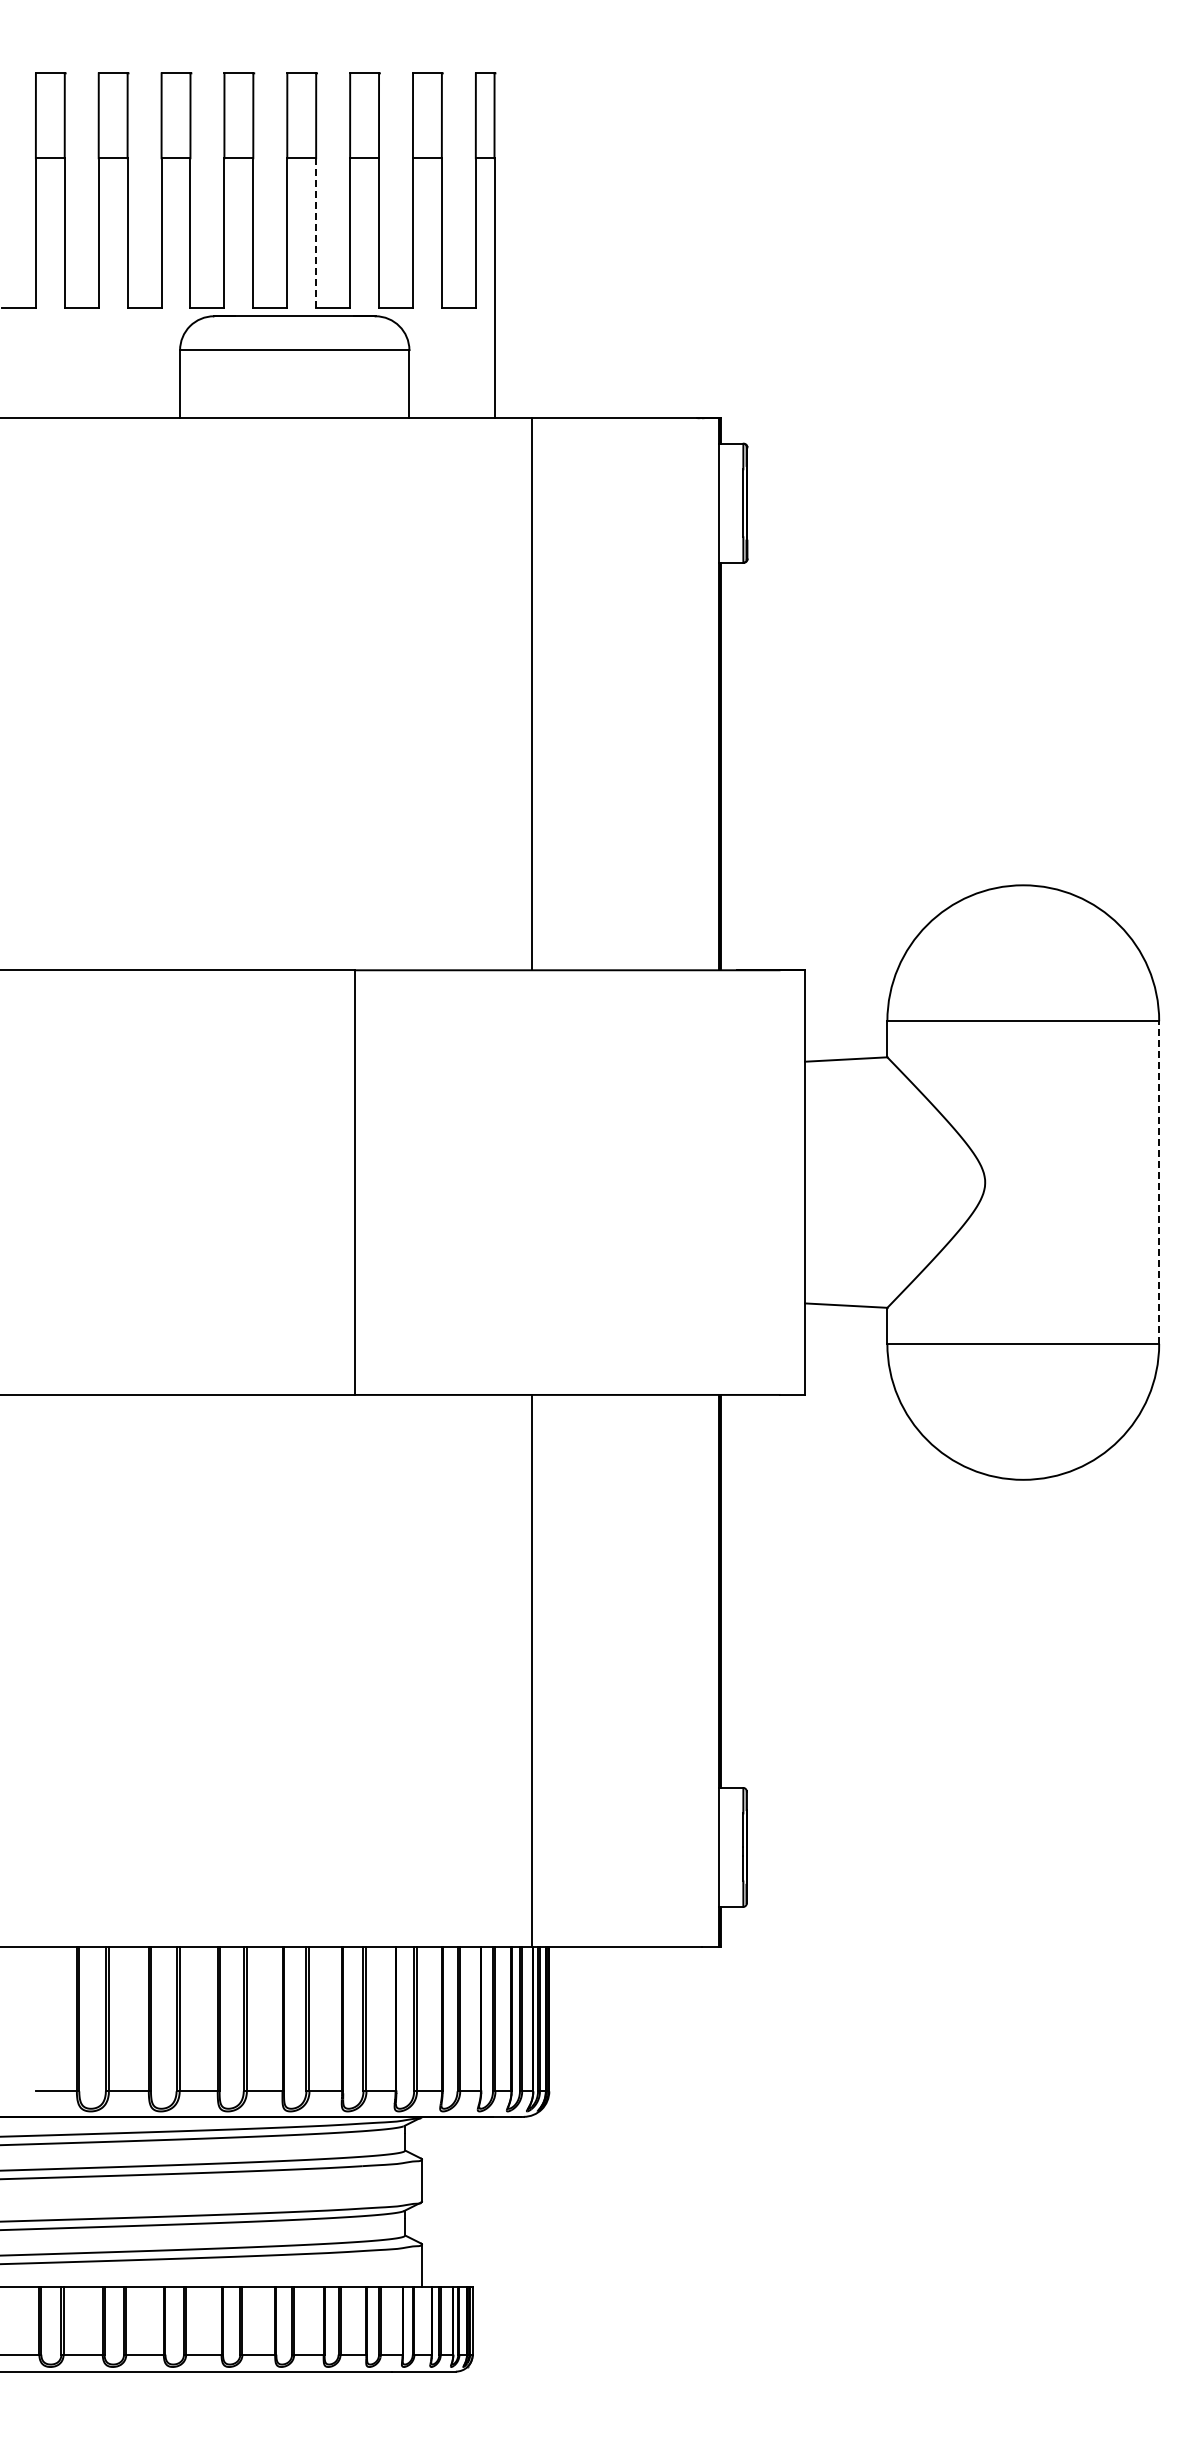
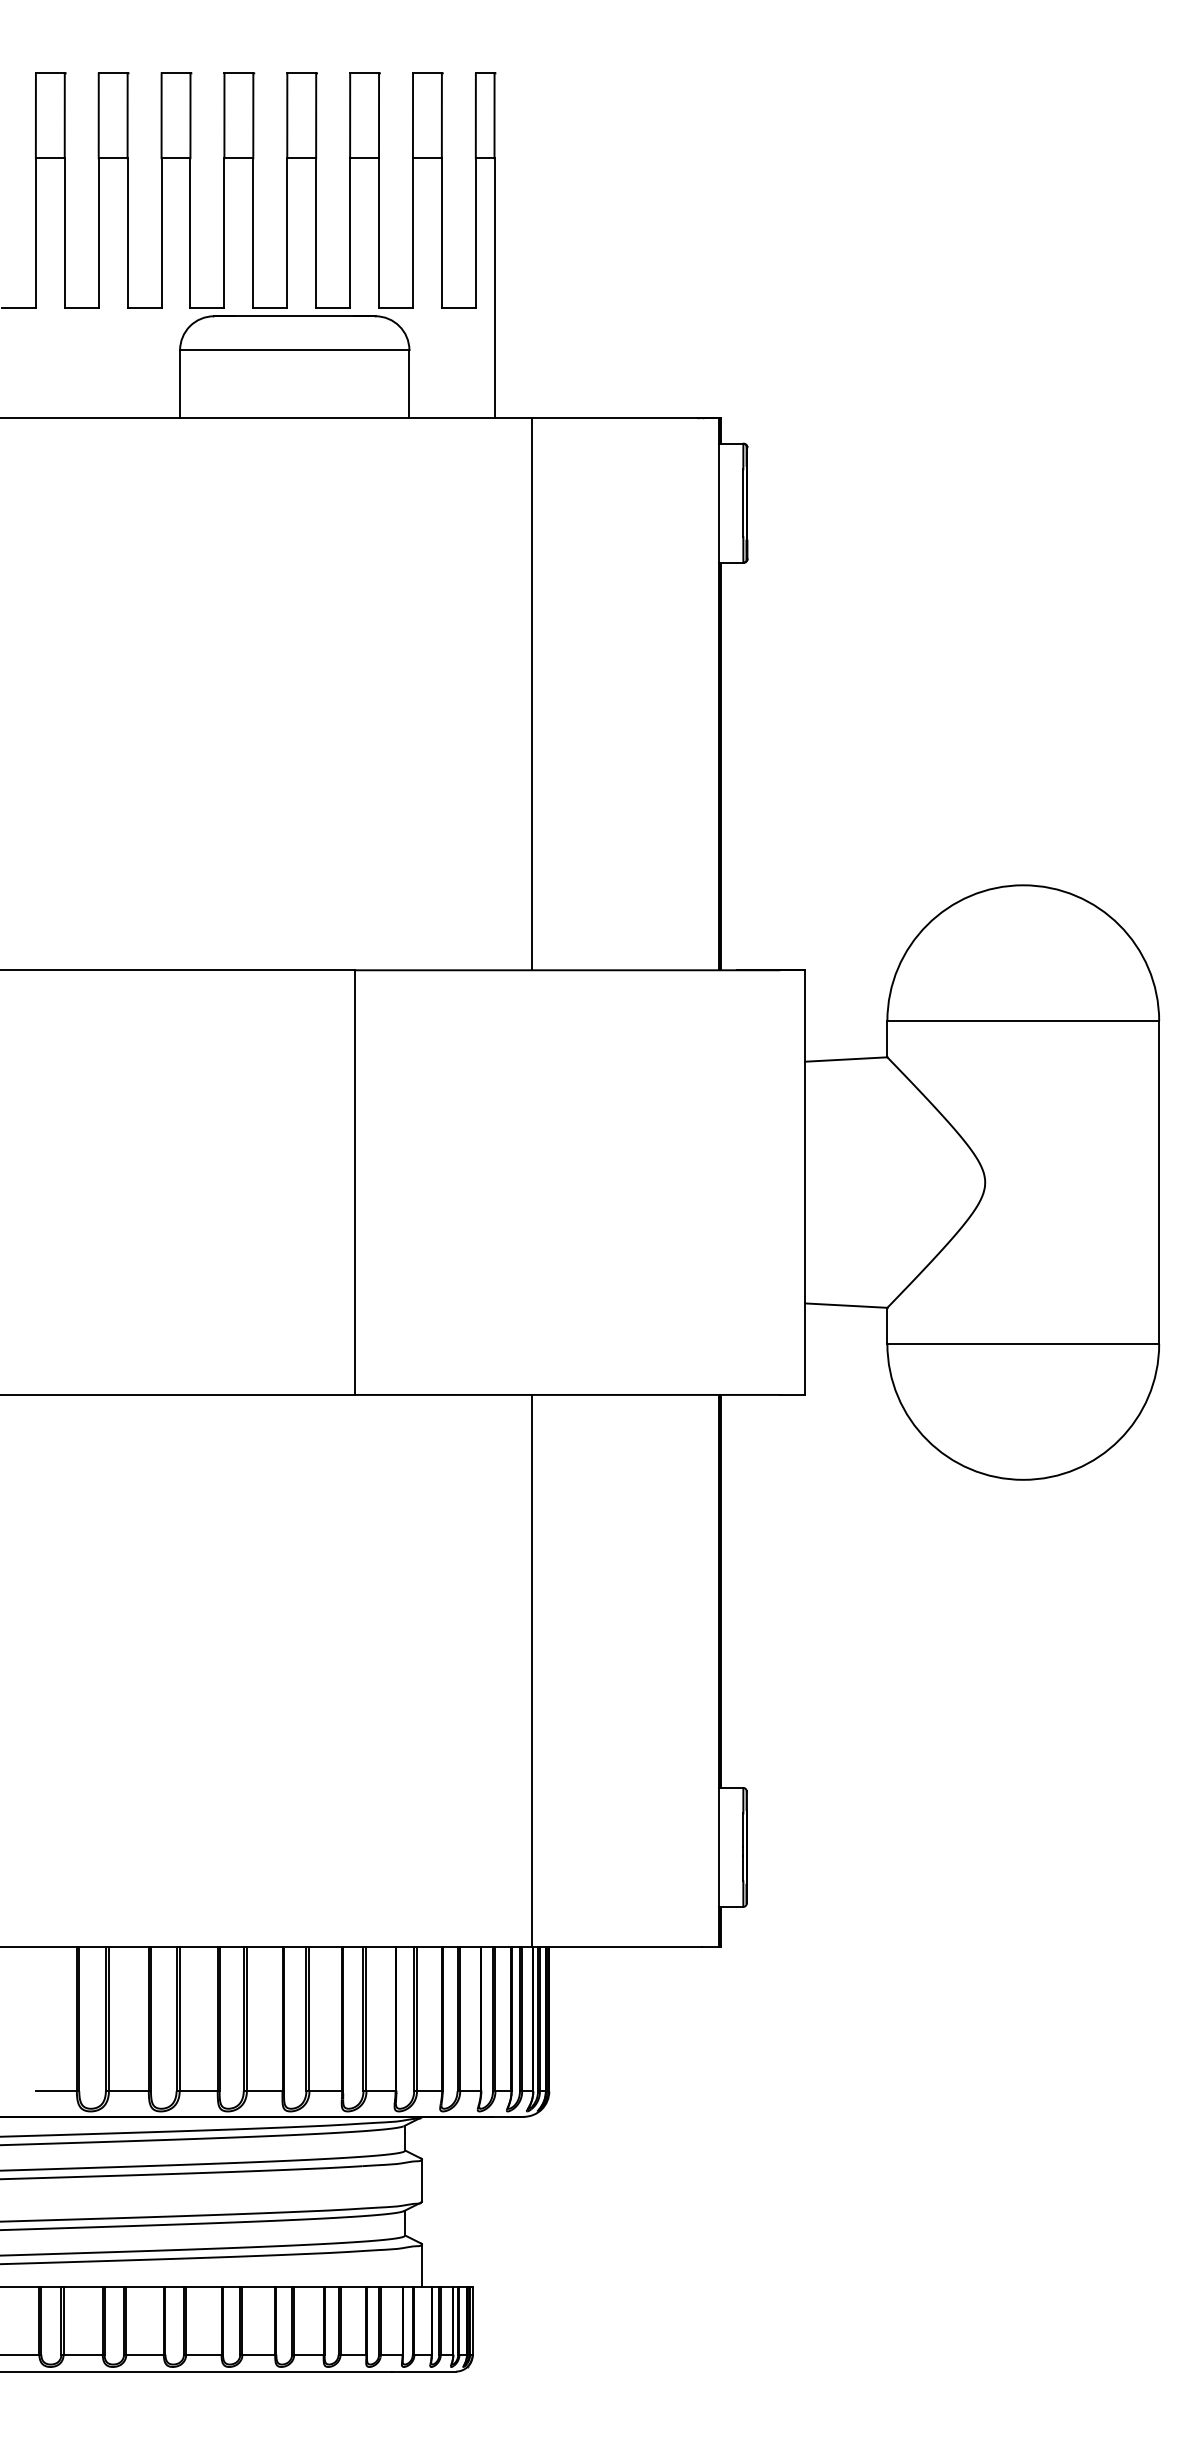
line: dashed -> solid (316, 233)
line: dashed -> solid (1159, 1182)
